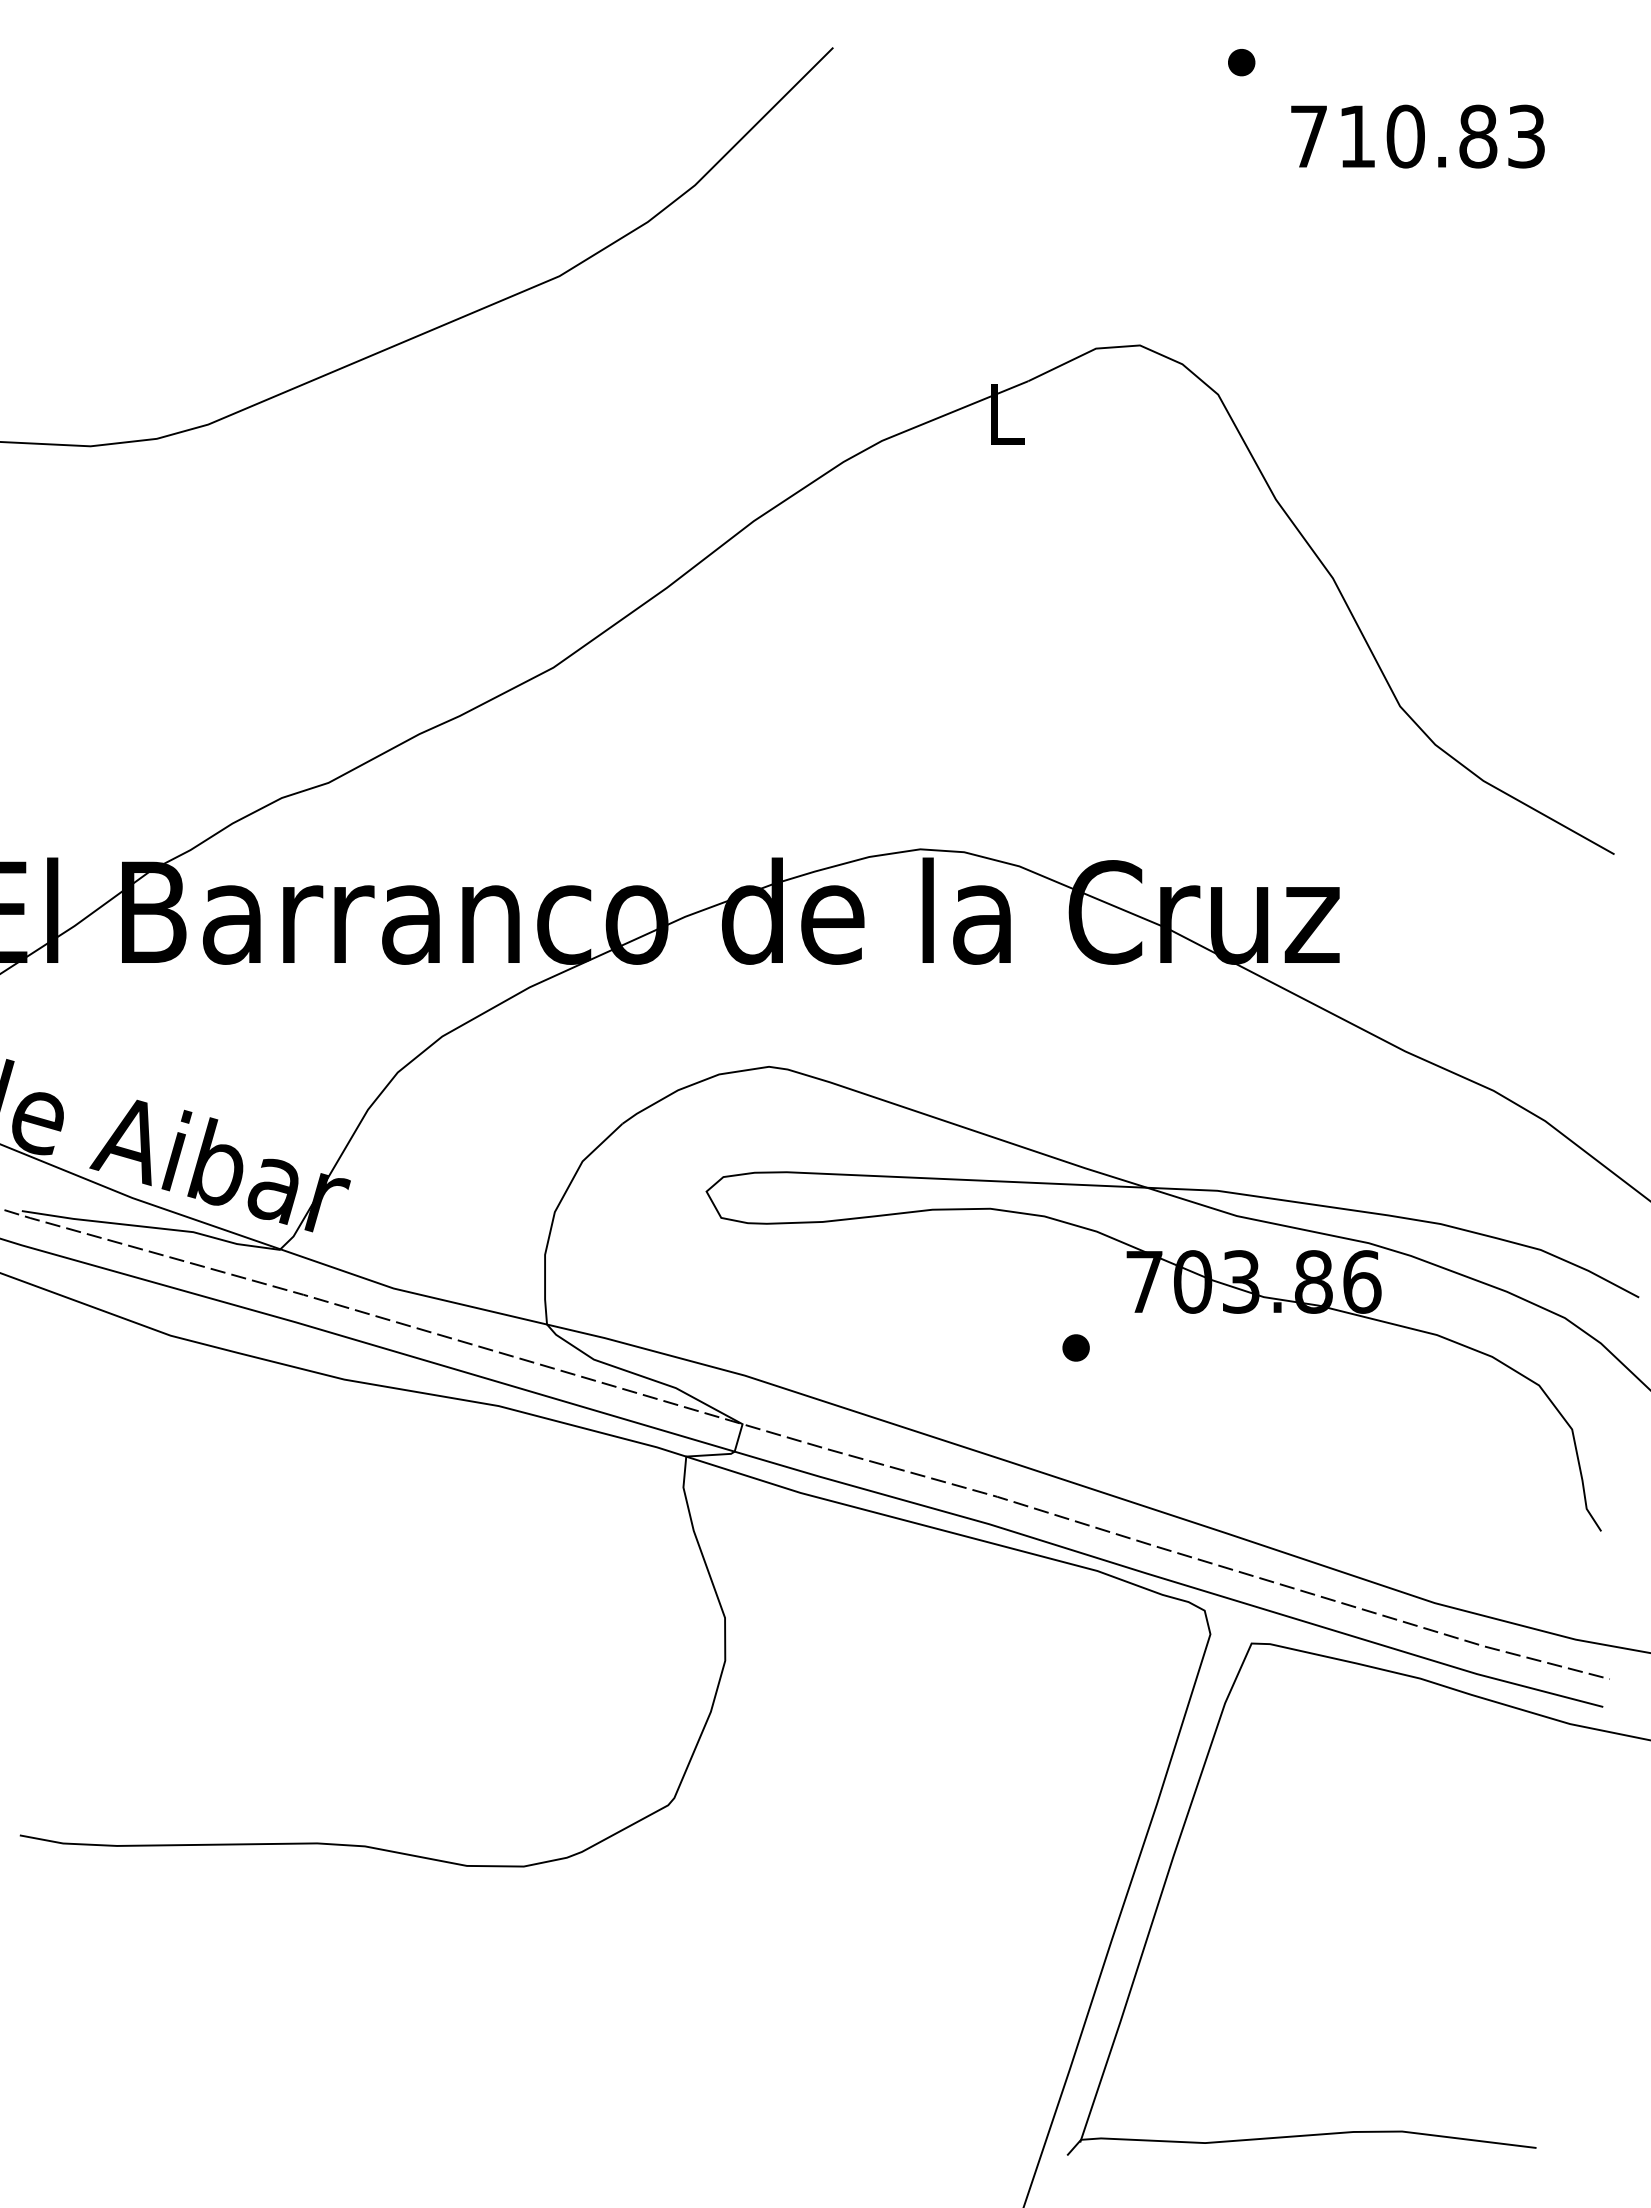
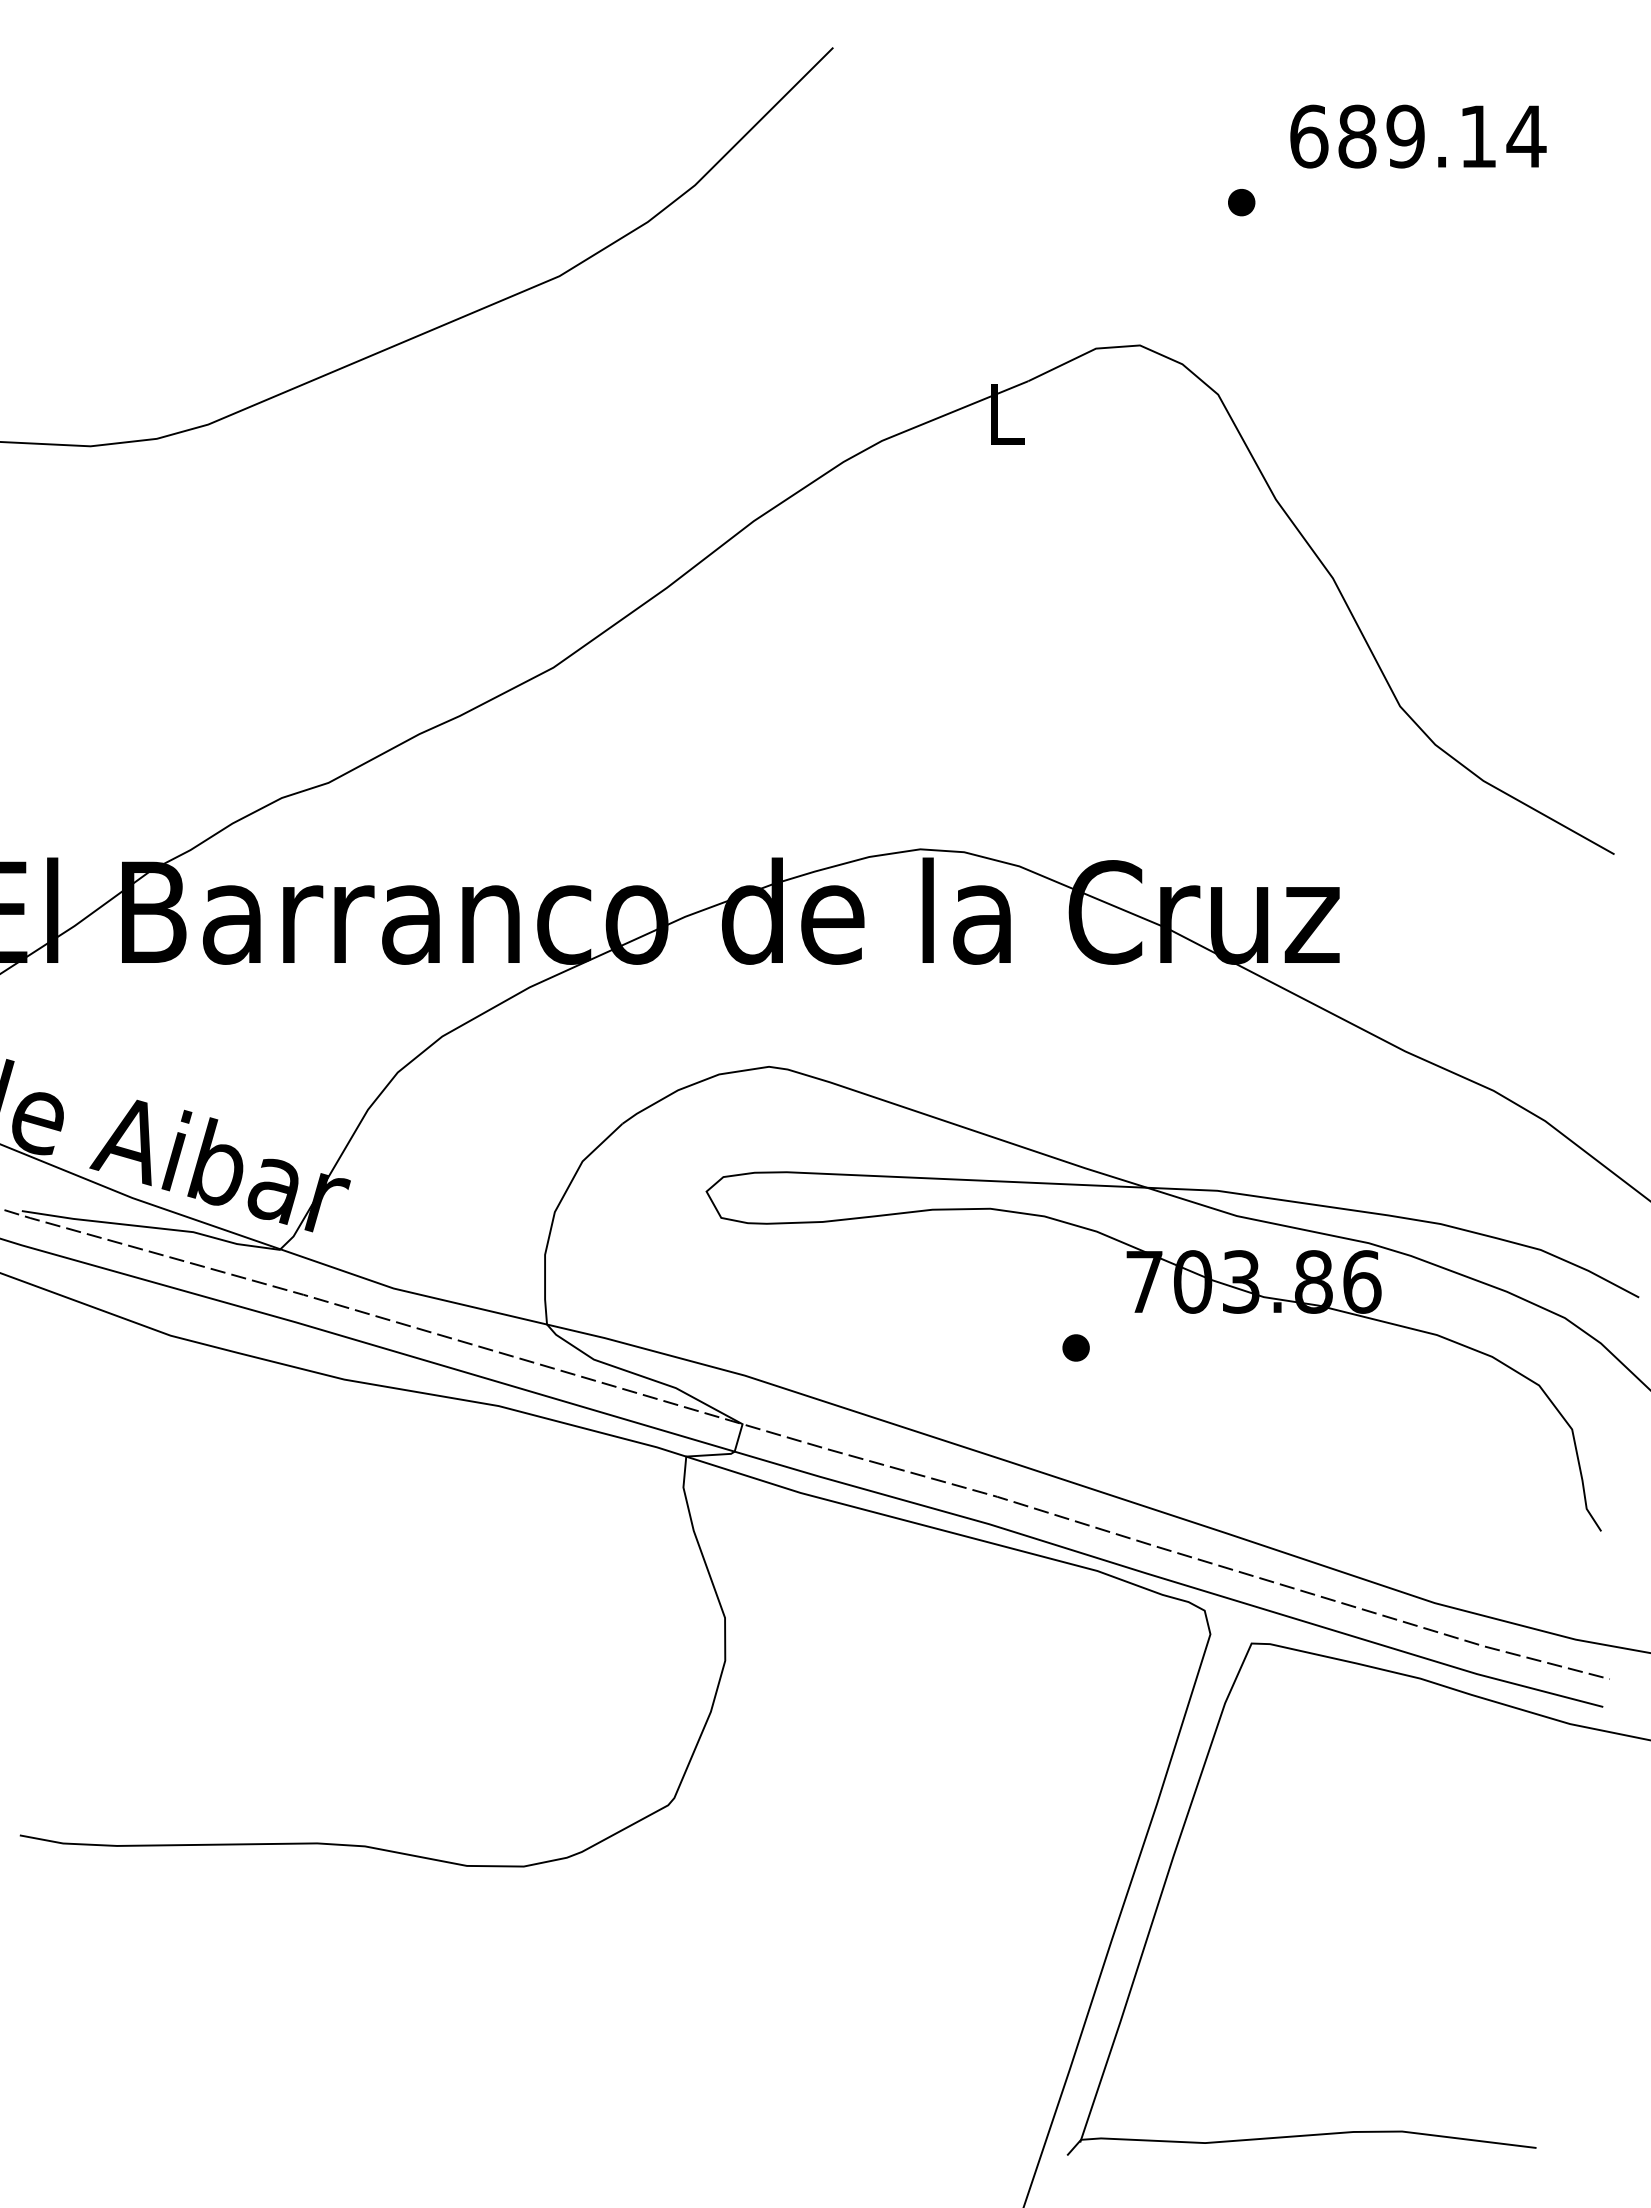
part position: (1241, 62) -> (1241, 202) (1241, 202)
text: 710.83 -> 689.14 (1418, 136)
